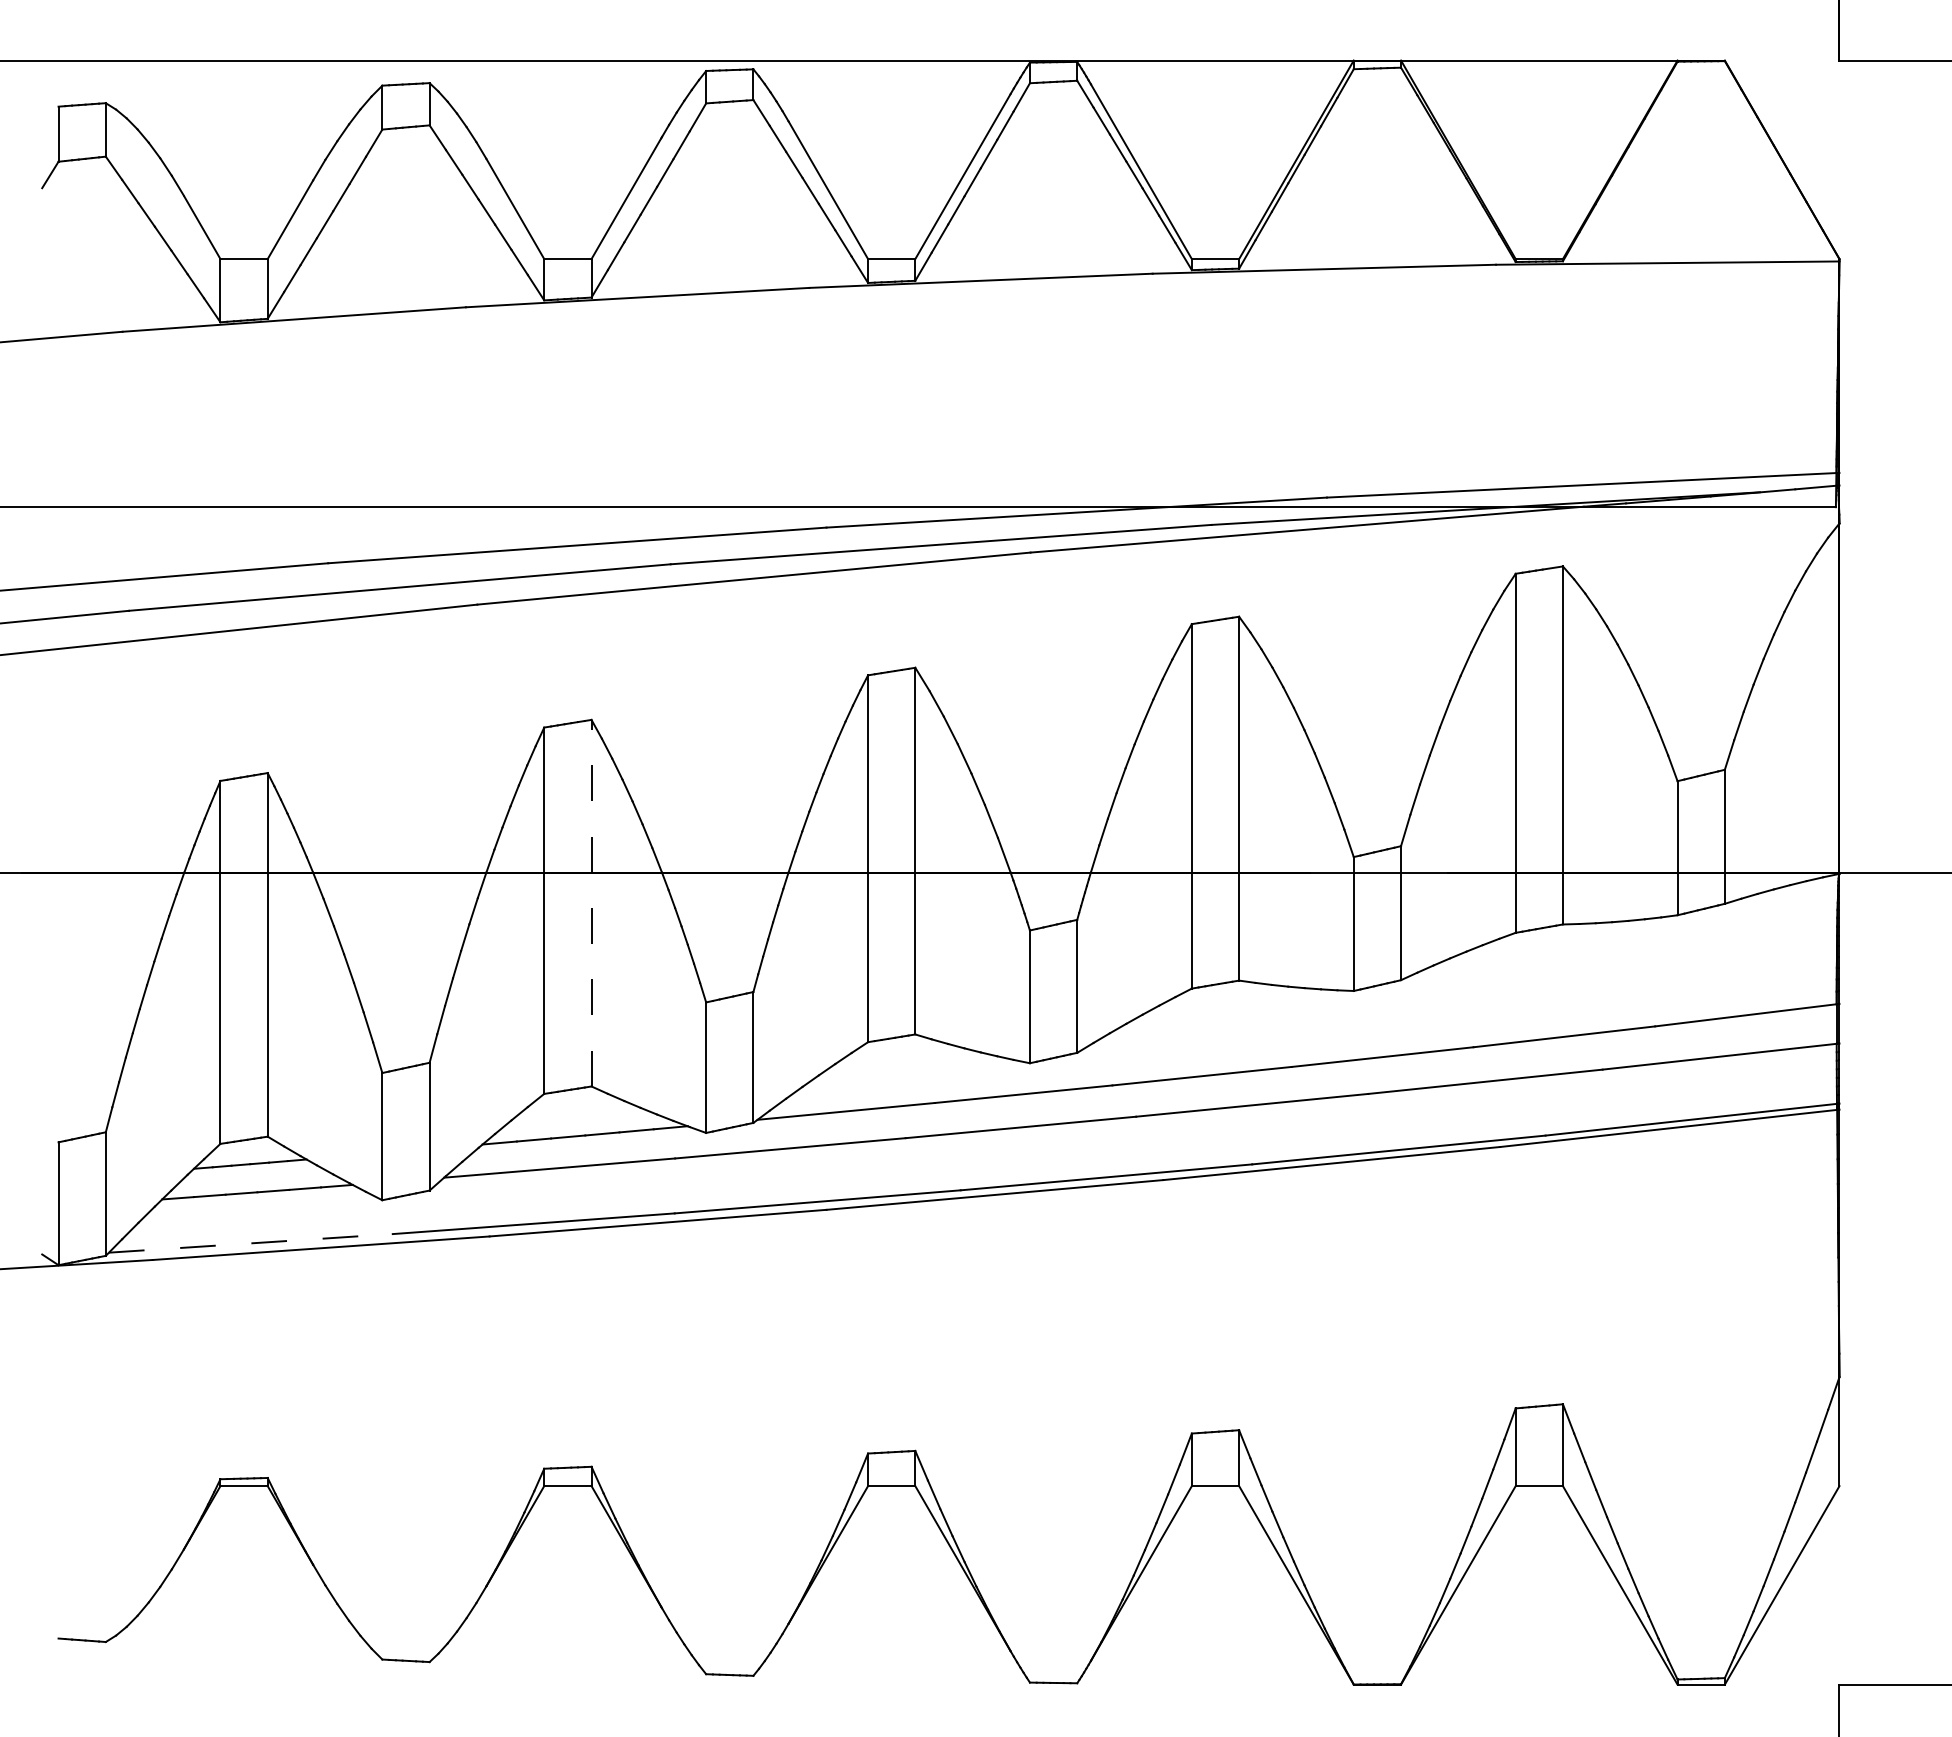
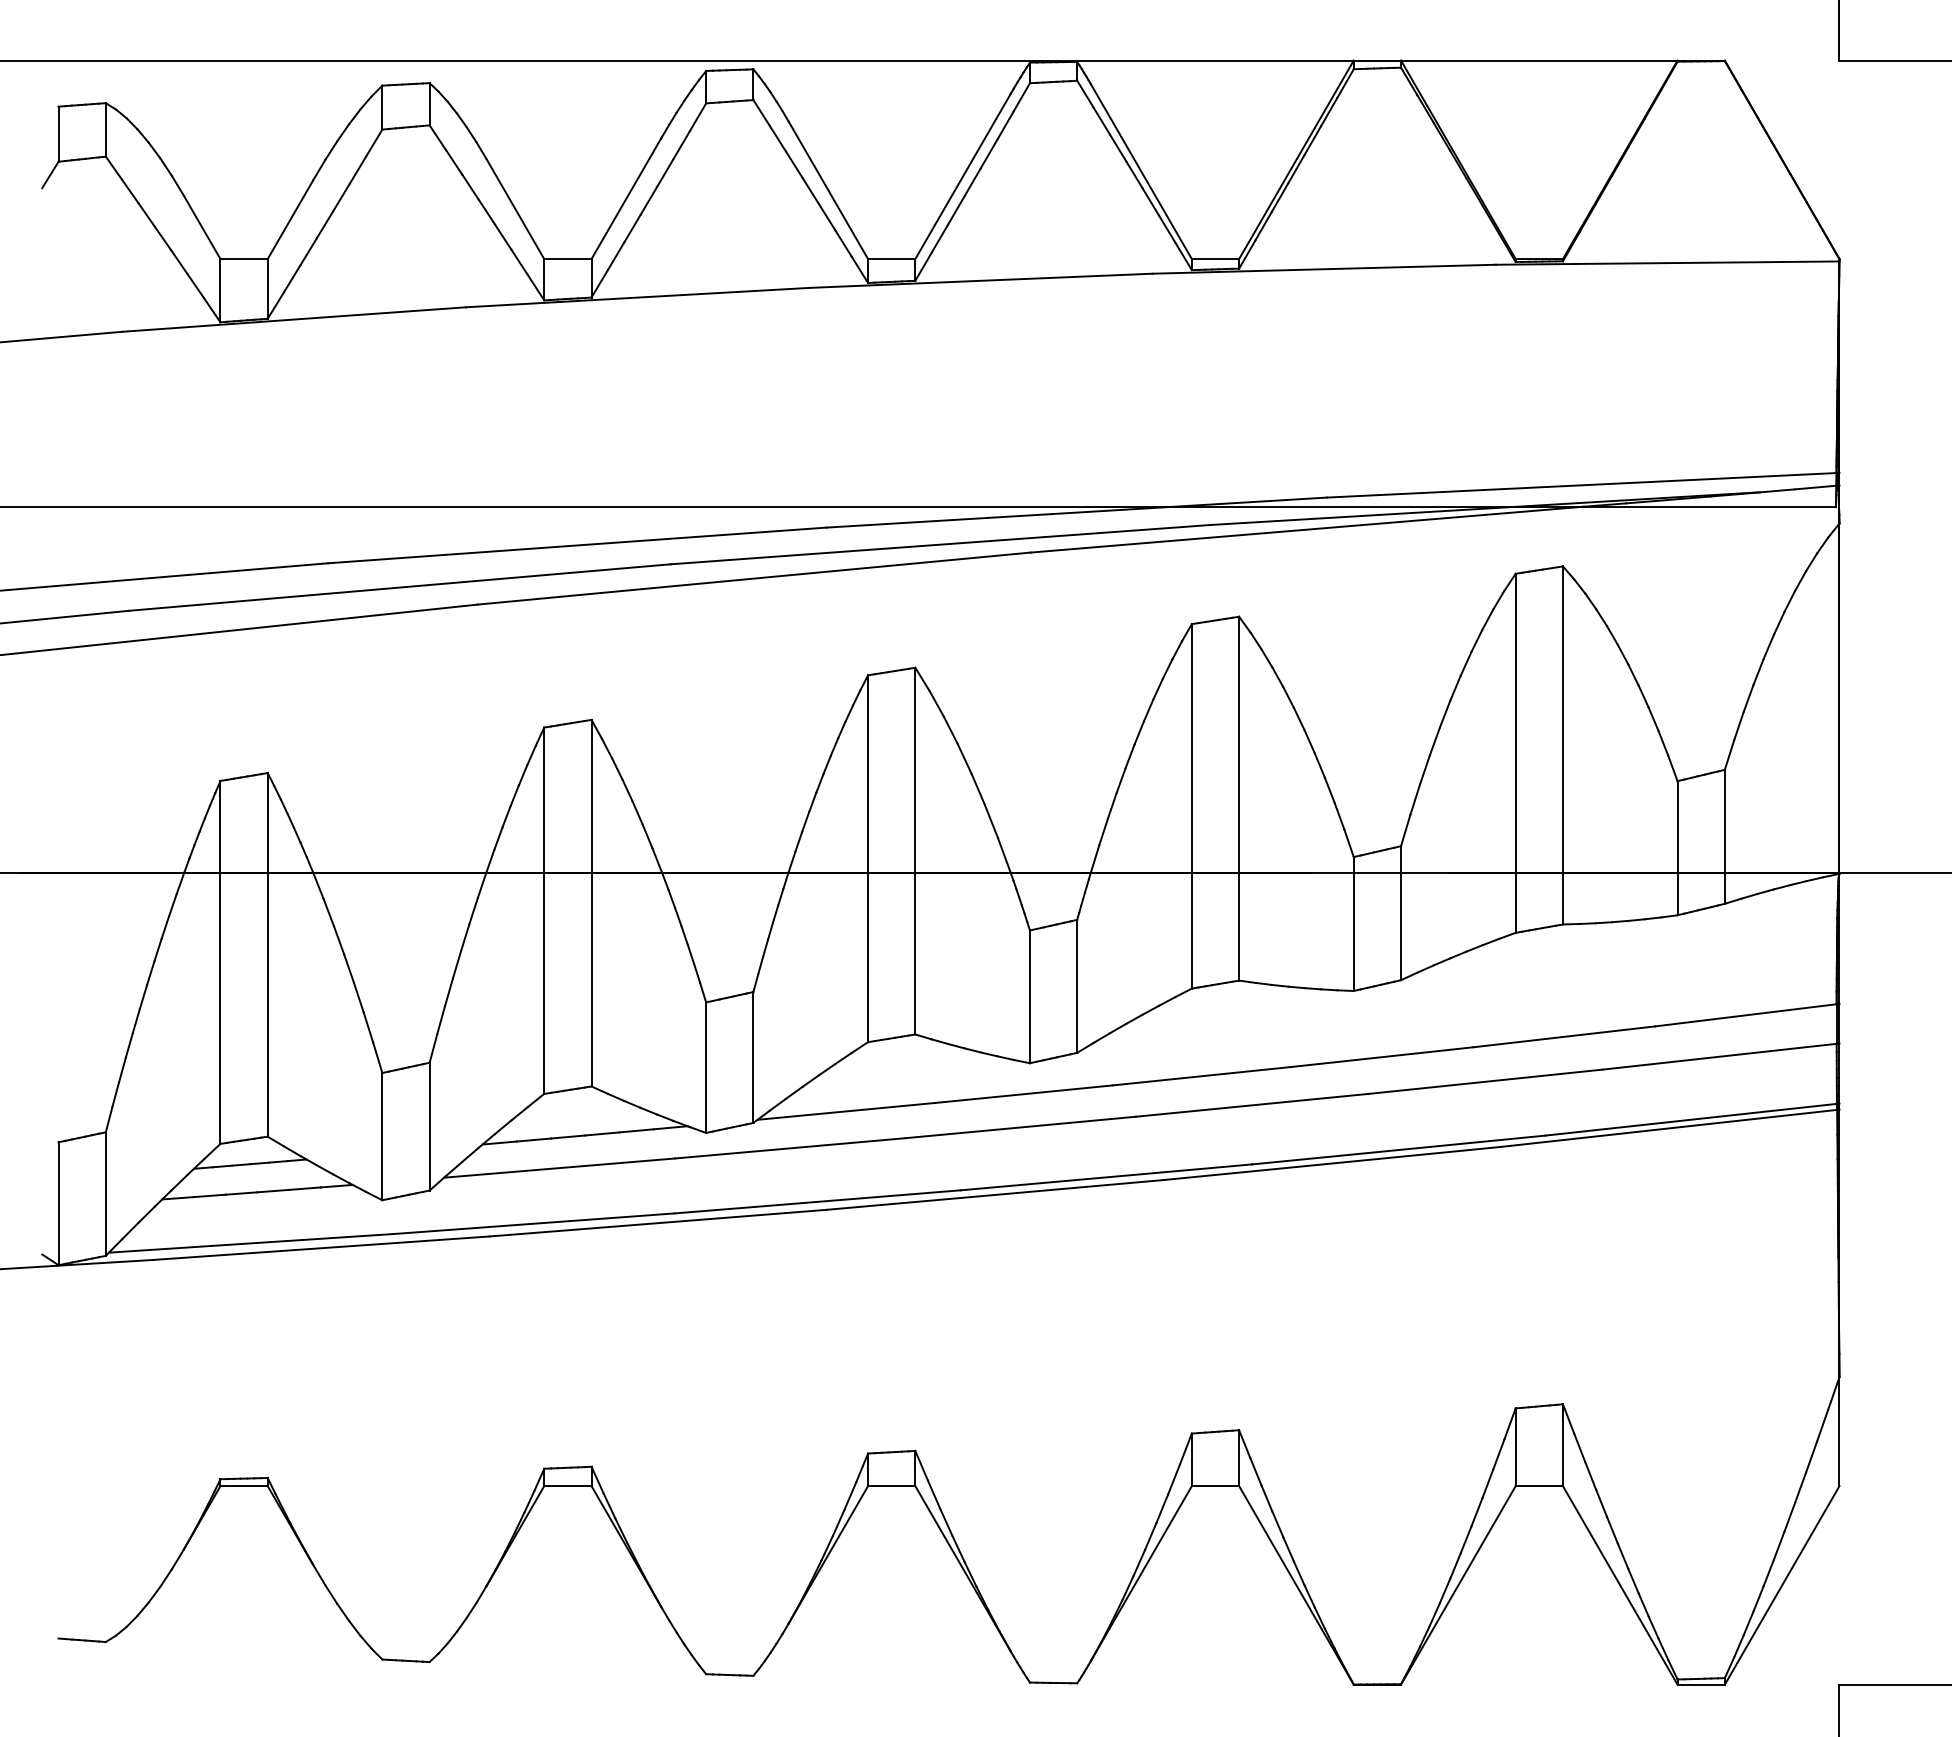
line: dashed -> solid (591, 902)
line: dashed -> solid (251, 1243)
